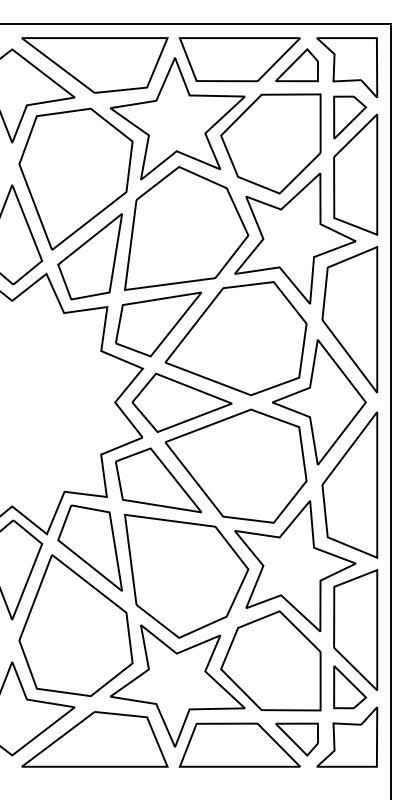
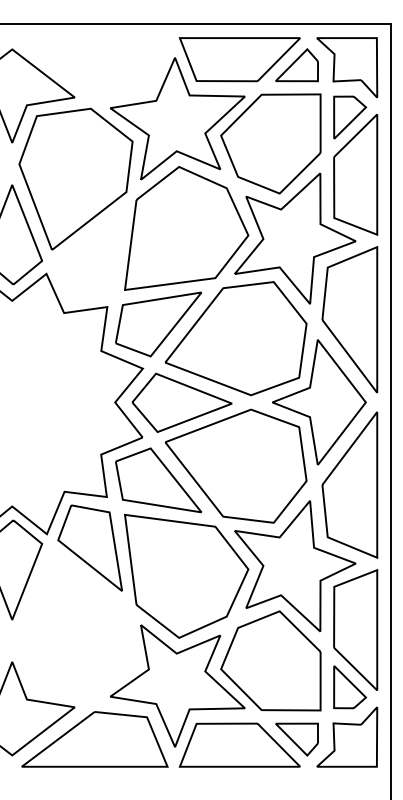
part: present -> none (94, 65)
part: present -> none (89, 256)
part: present -> none (75, 625)
